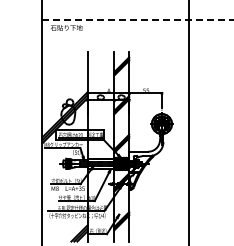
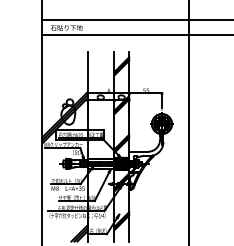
line: dashed -> solid (138, 19)
line: none -> present (136, 35)
